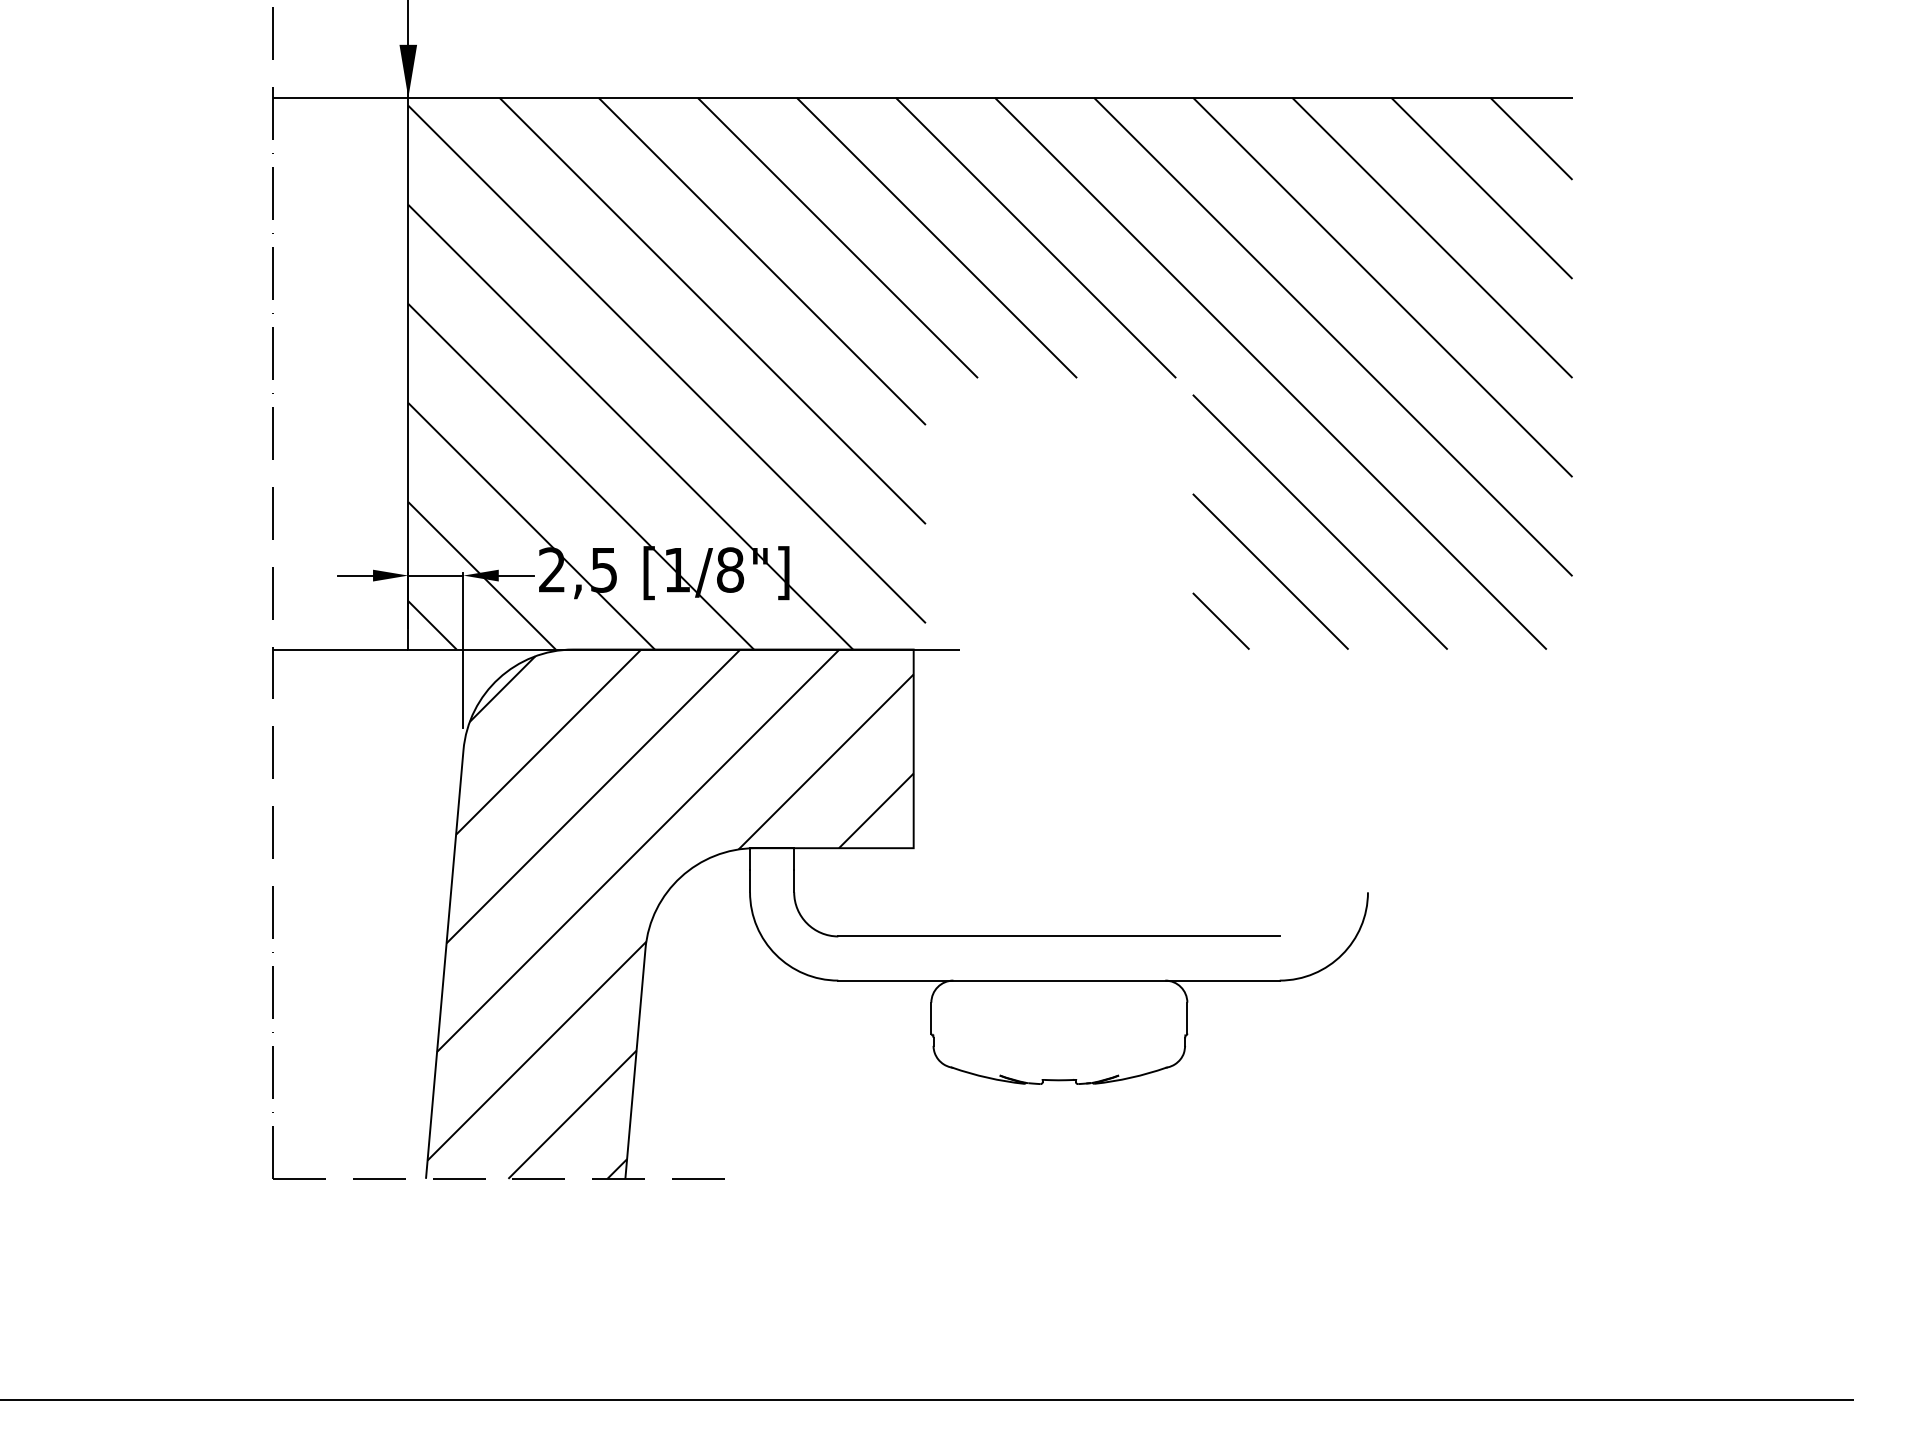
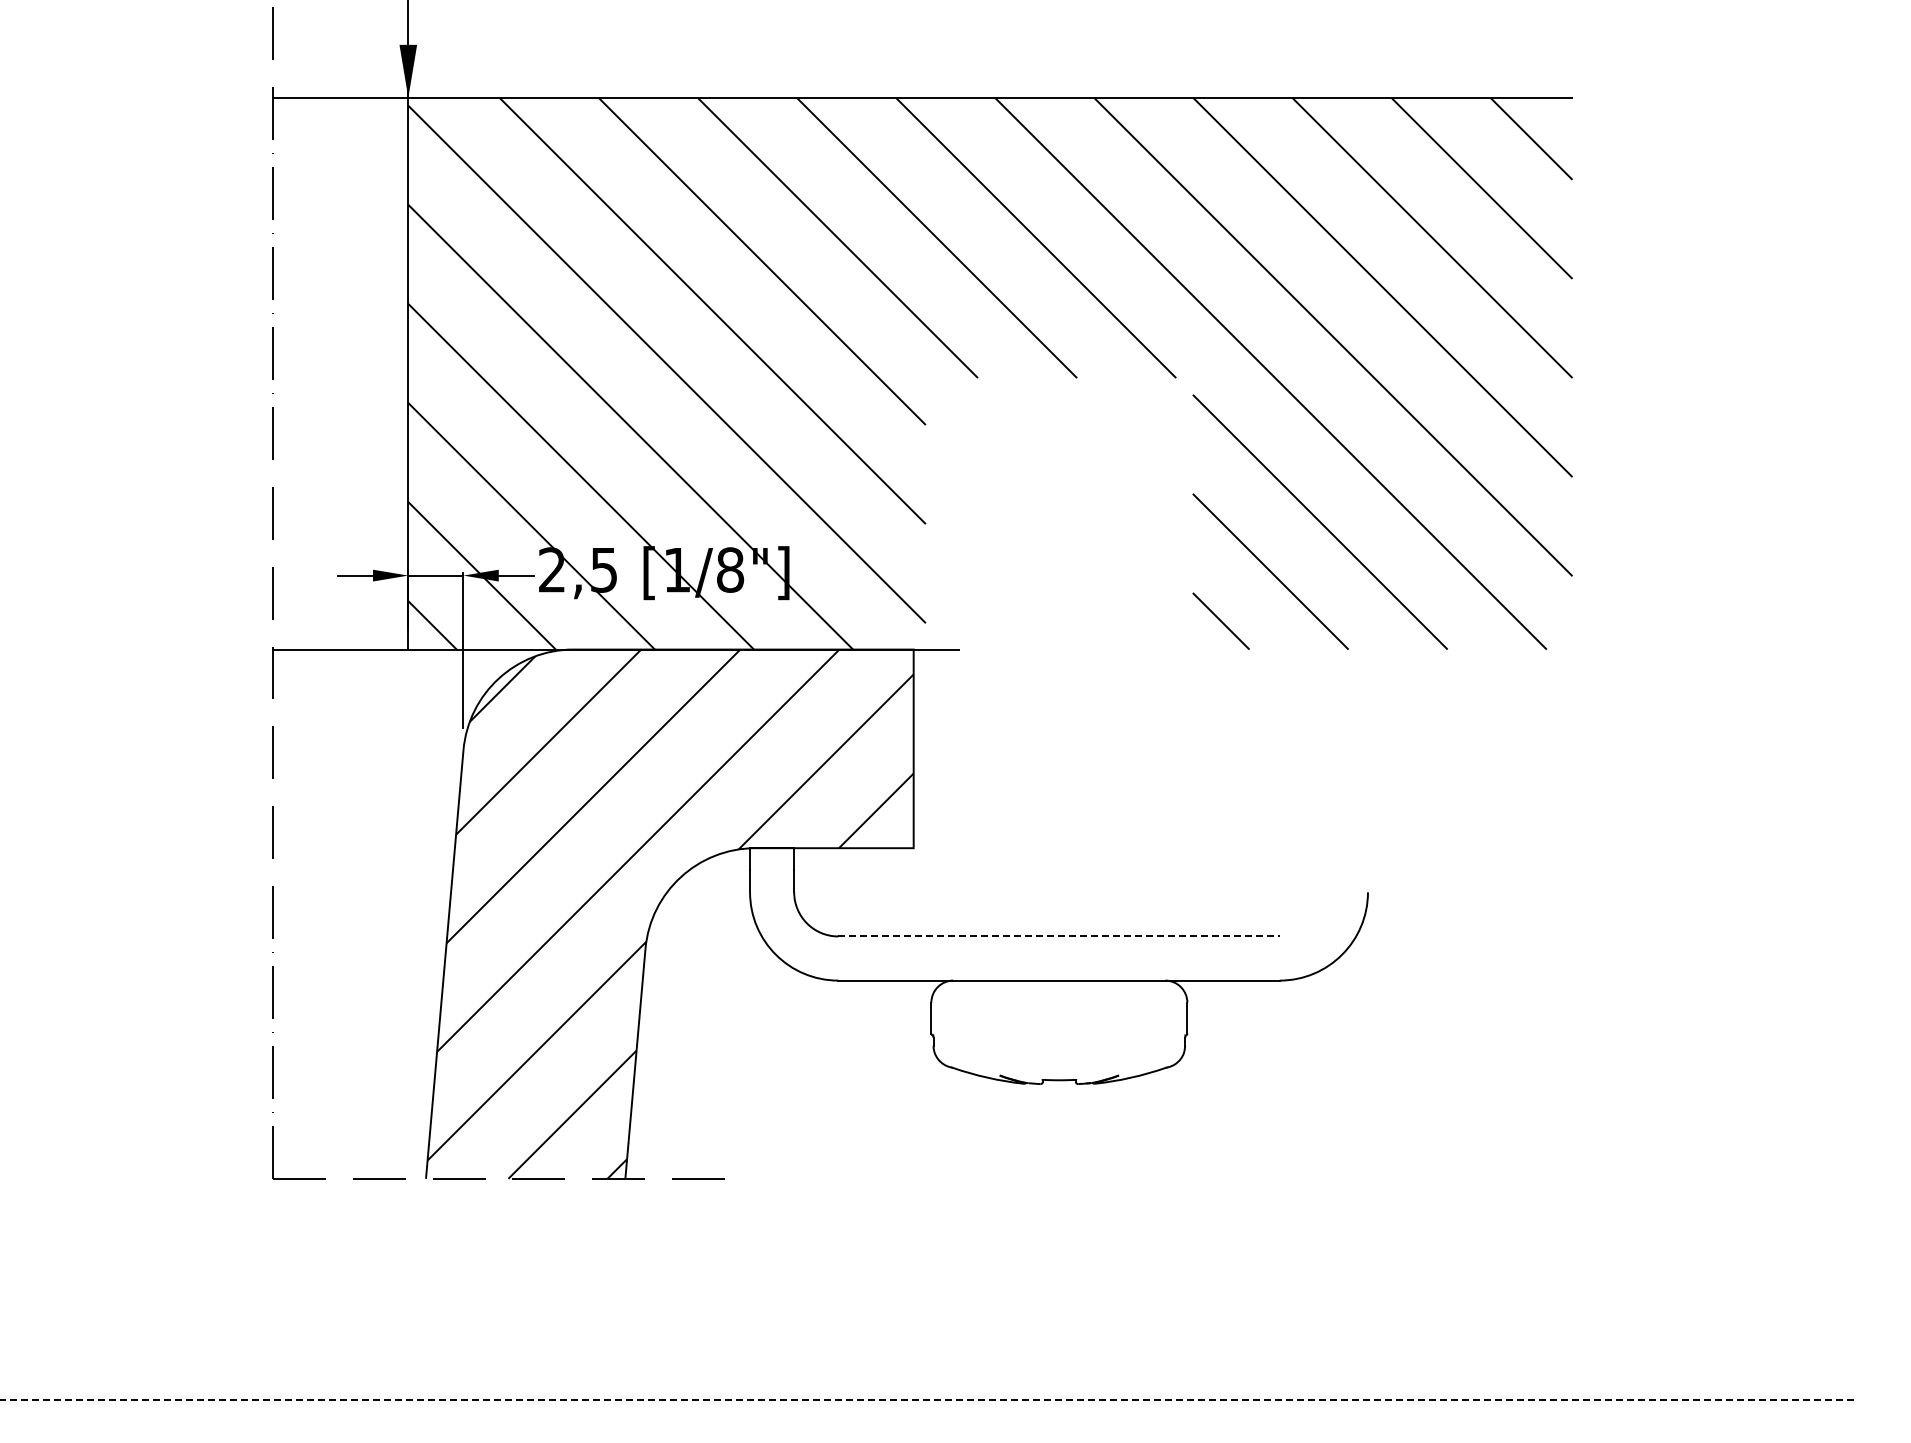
line: solid -> dashed (1059, 936)
line: solid -> dashed (926, 1399)
